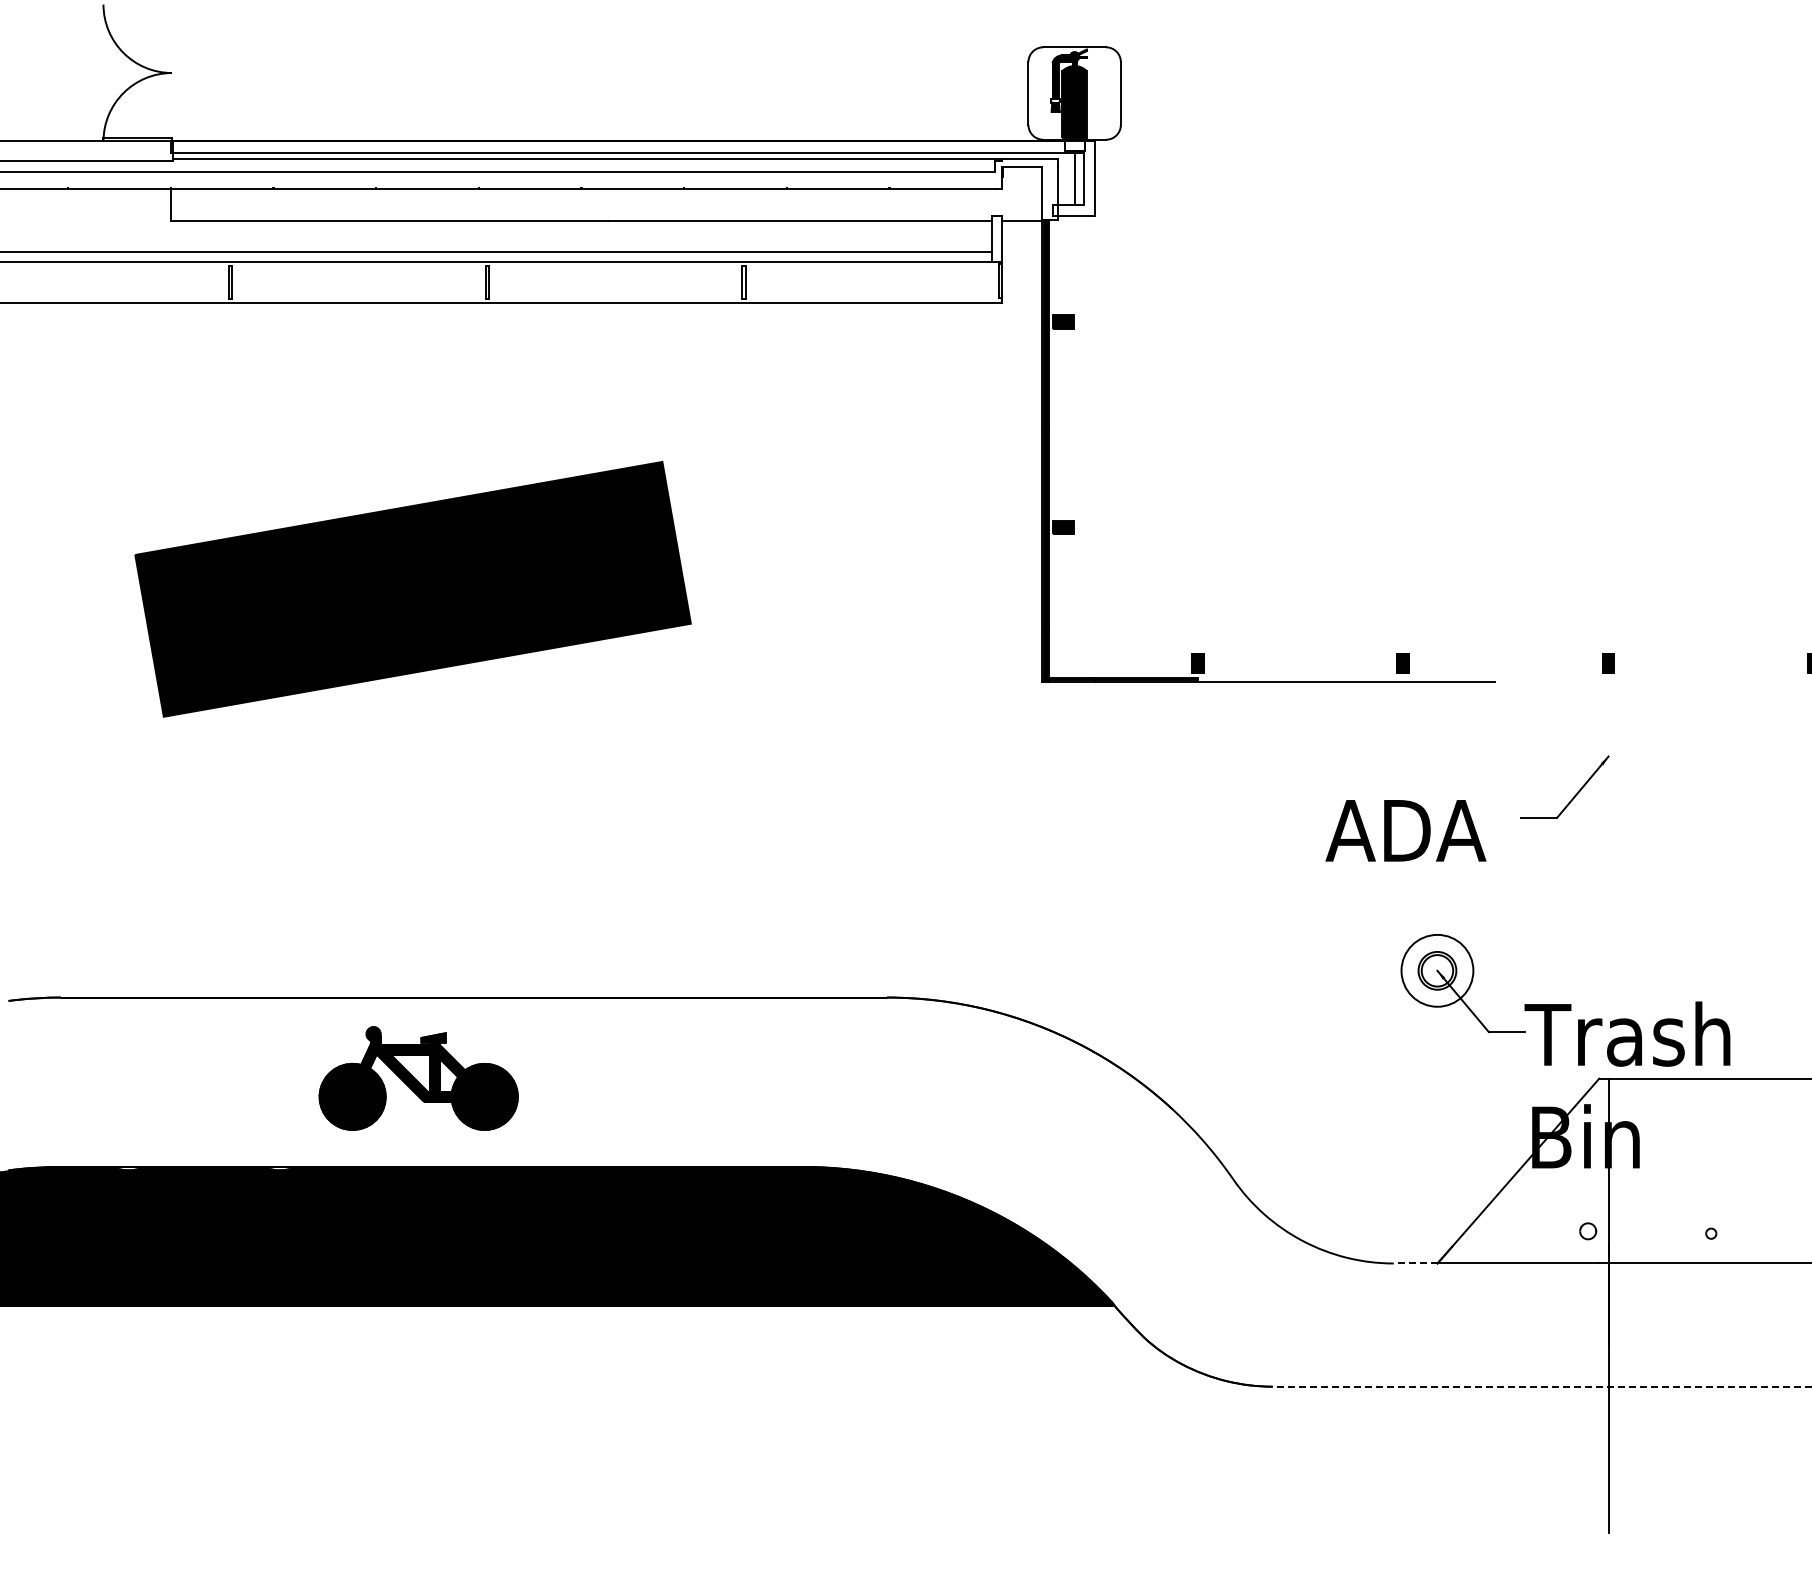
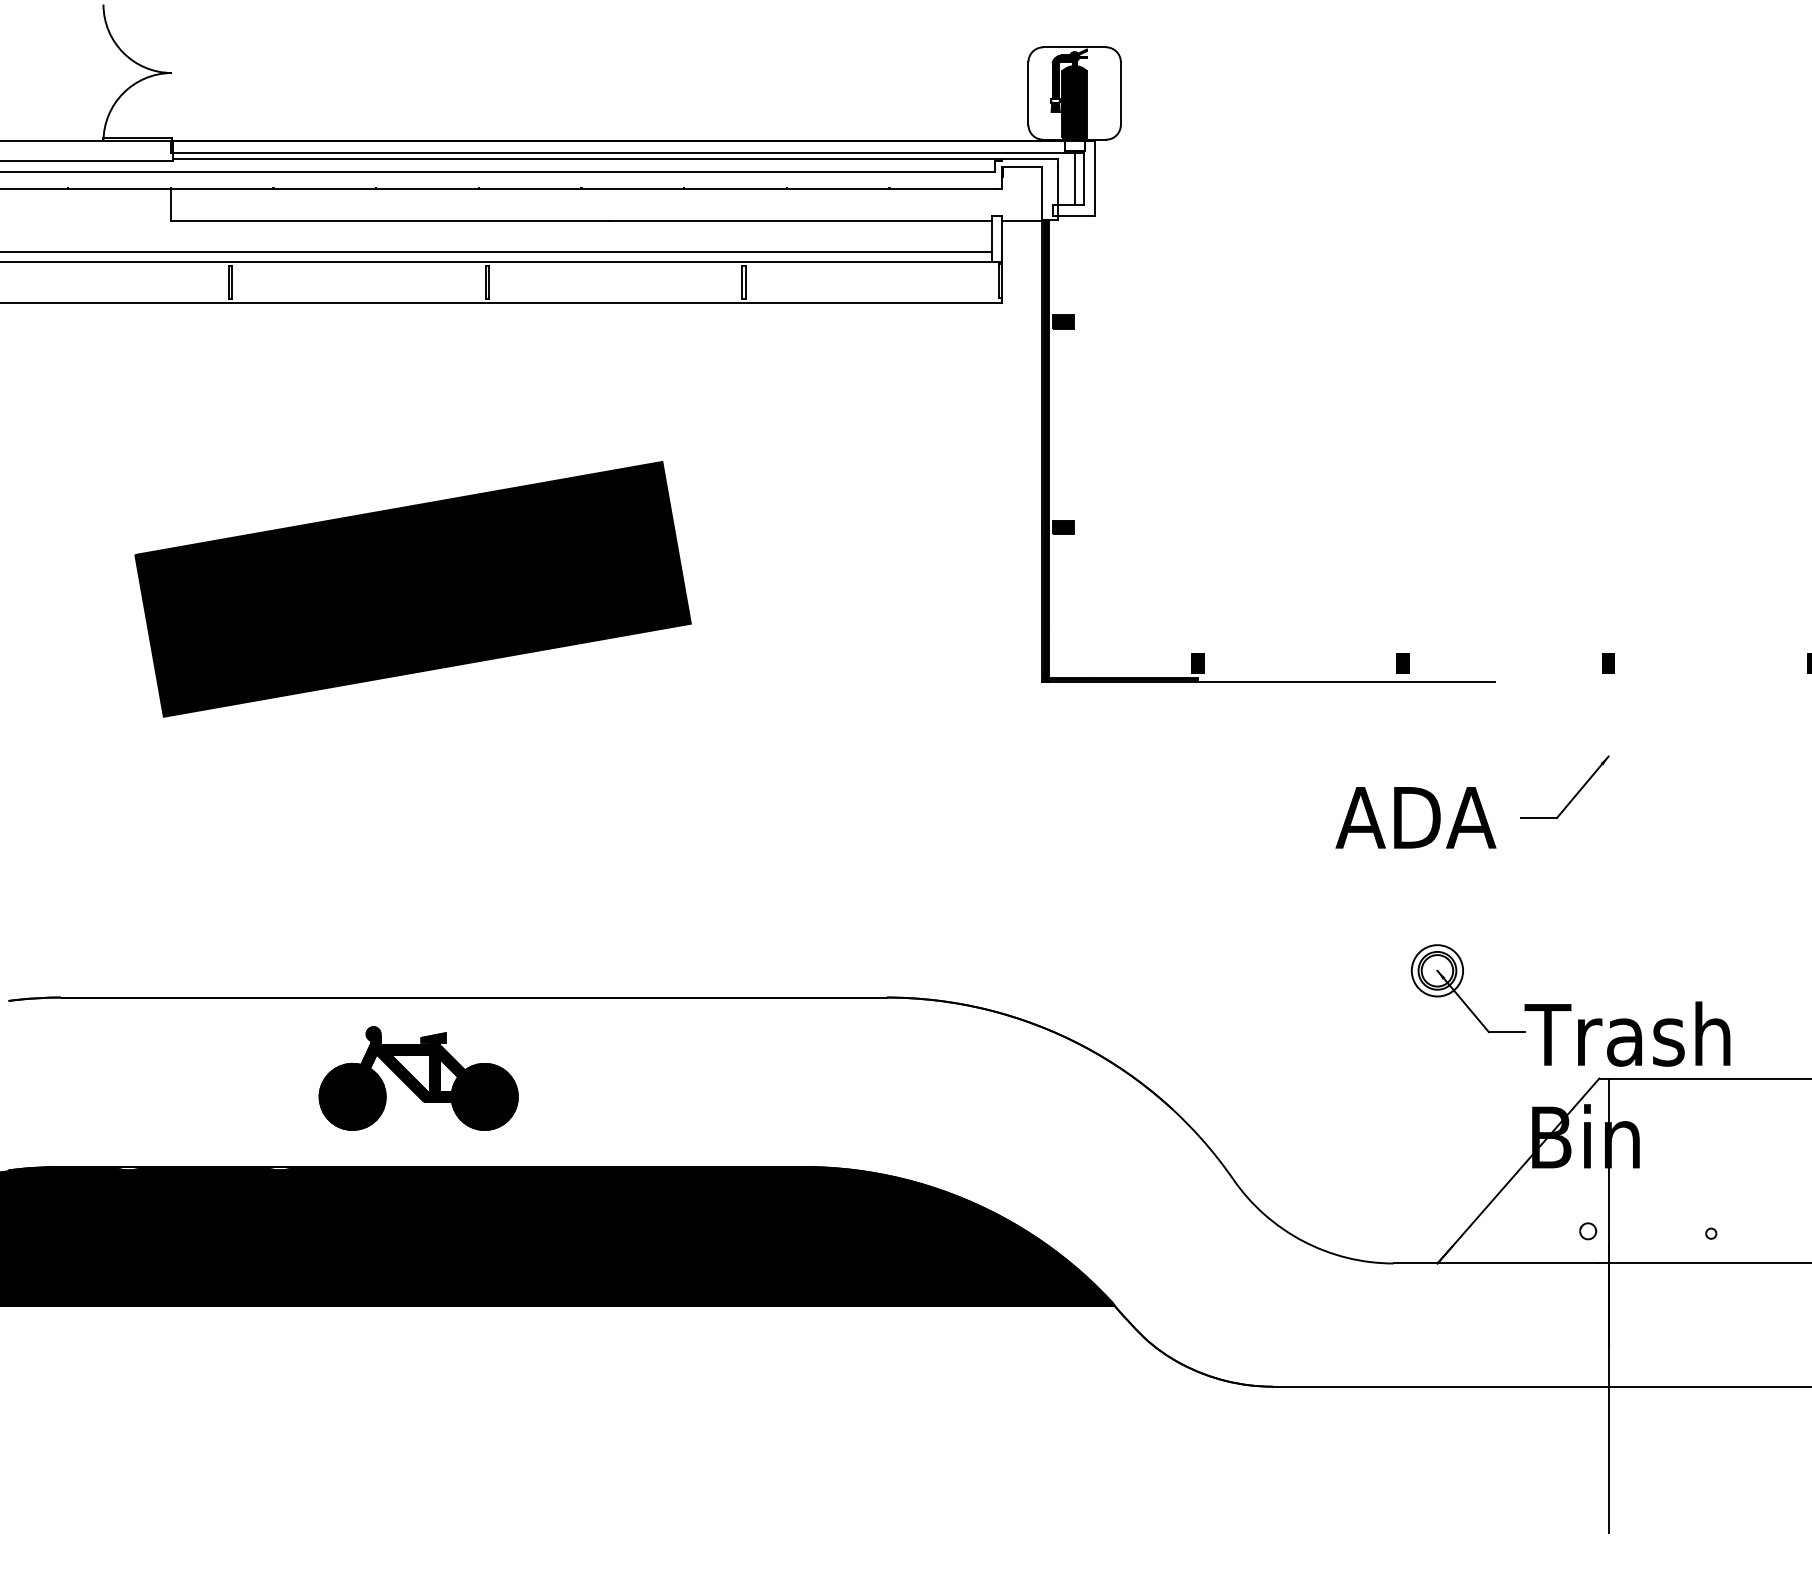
text position: (1405, 830) -> (1415, 817) (1415, 817)
circle diameter: 72 px -> 51 px (1437, 970)
line: dashed -> solid (1415, 1263)
line: dashed -> solid (1541, 1386)
